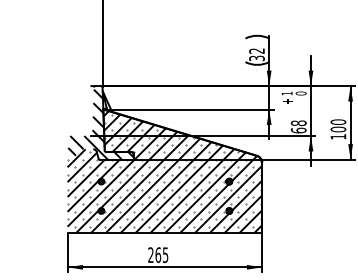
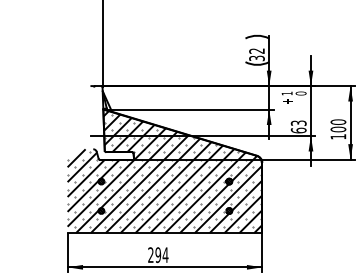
text: 68 -> 63 (298, 123)
hatch: present -> none (100, 124)
text: 265 -> 294 (161, 255)
